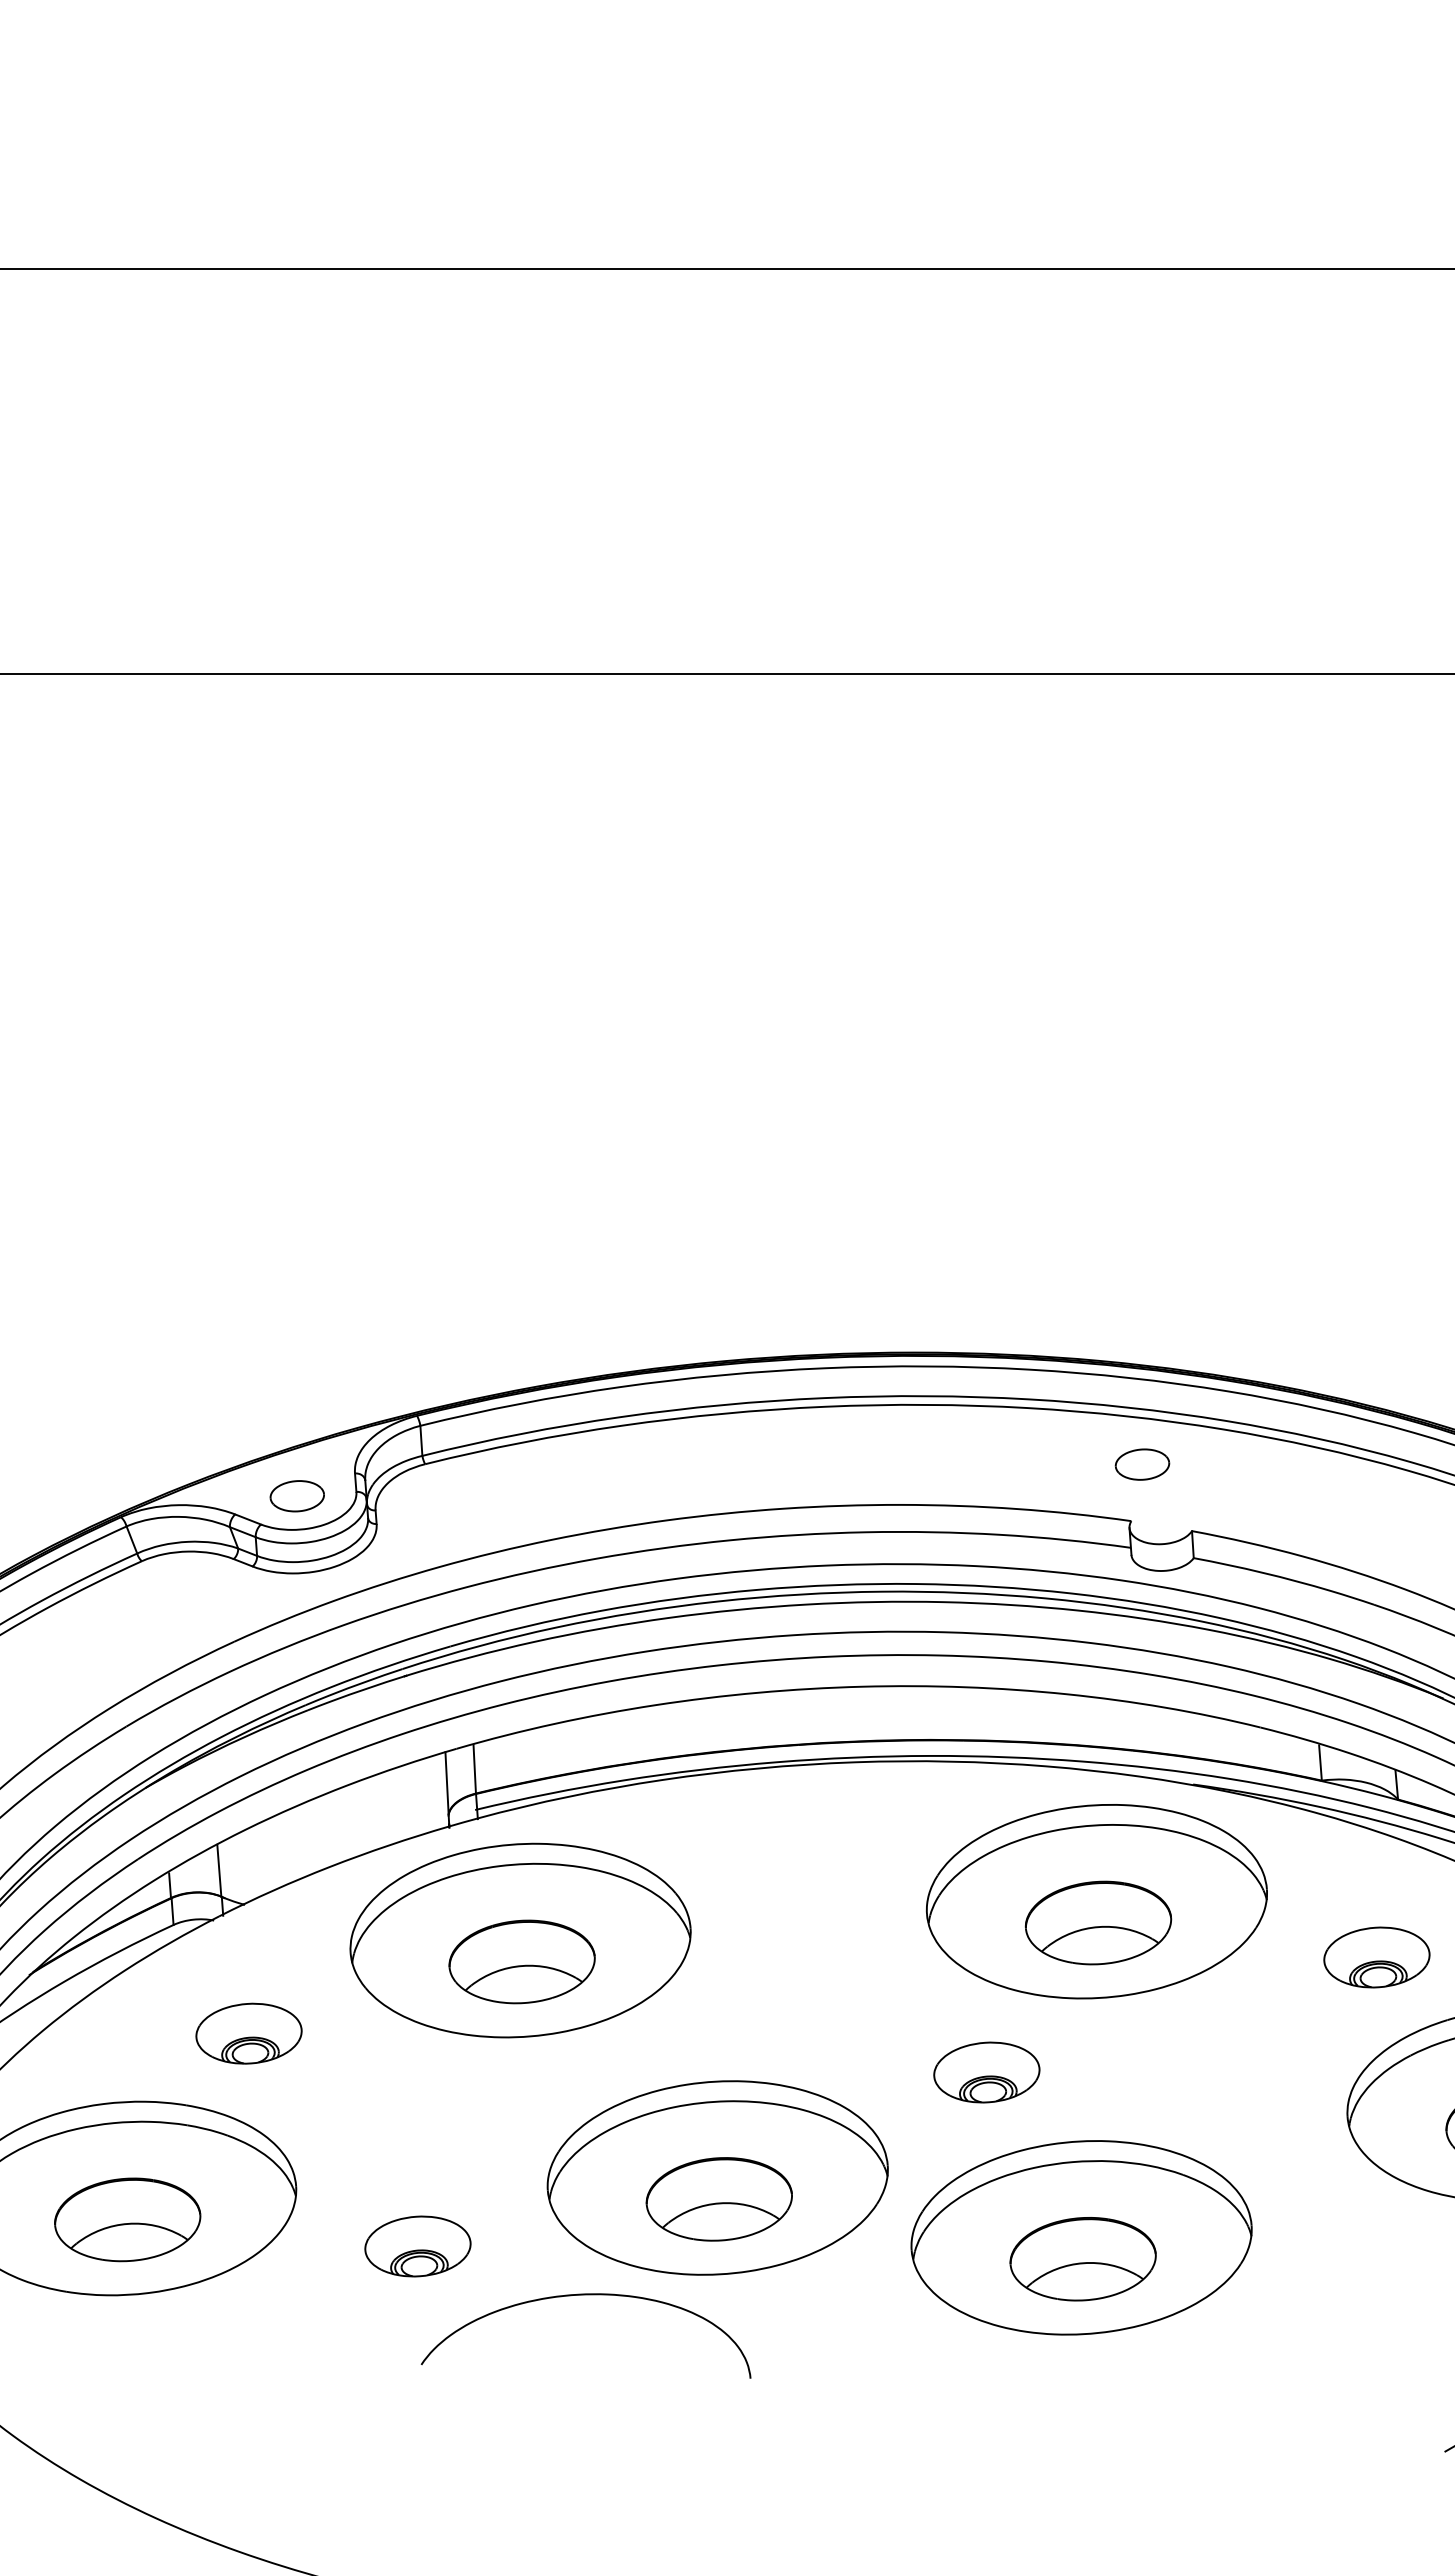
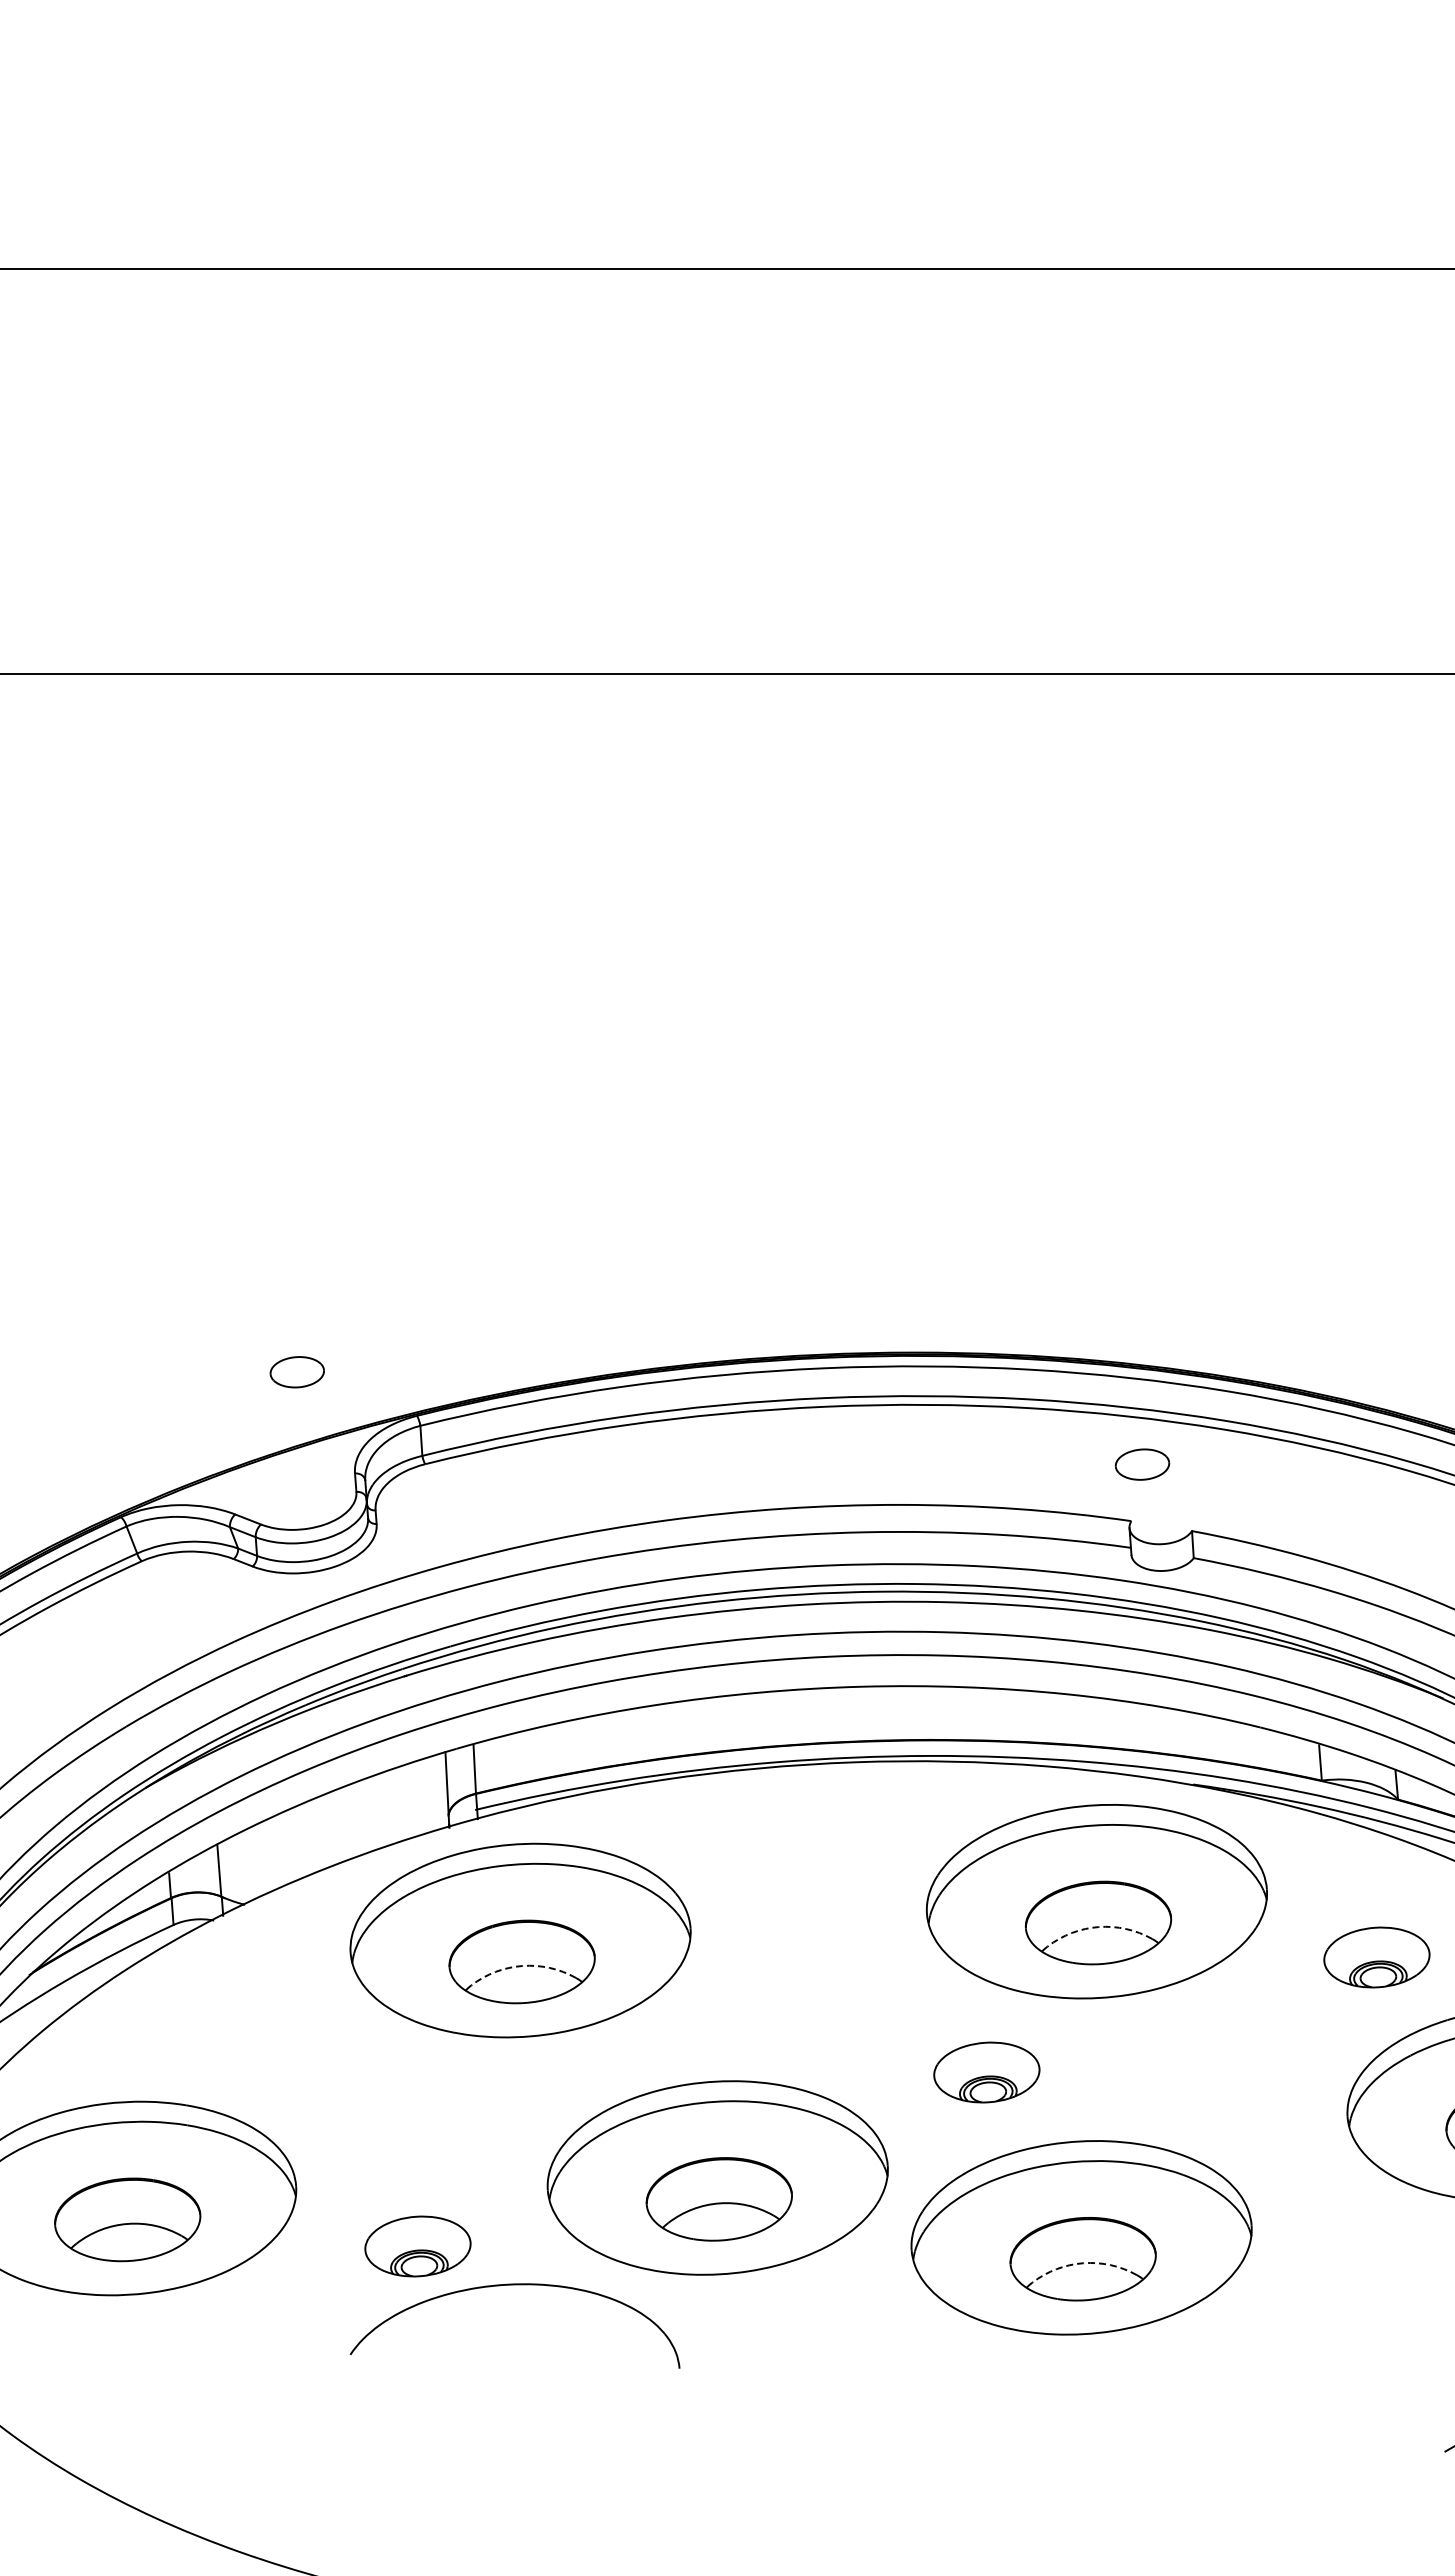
part position: (296, 1496) -> (296, 1372) (296, 1372)
arc: solid -> dashed (1098, 1927)
arc: solid -> dashed (522, 1966)
part: present -> none (248, 2033)
arc: solid -> dashed (1083, 2263)
curve position: (585, 2295) -> (514, 2285) (514, 2285)
